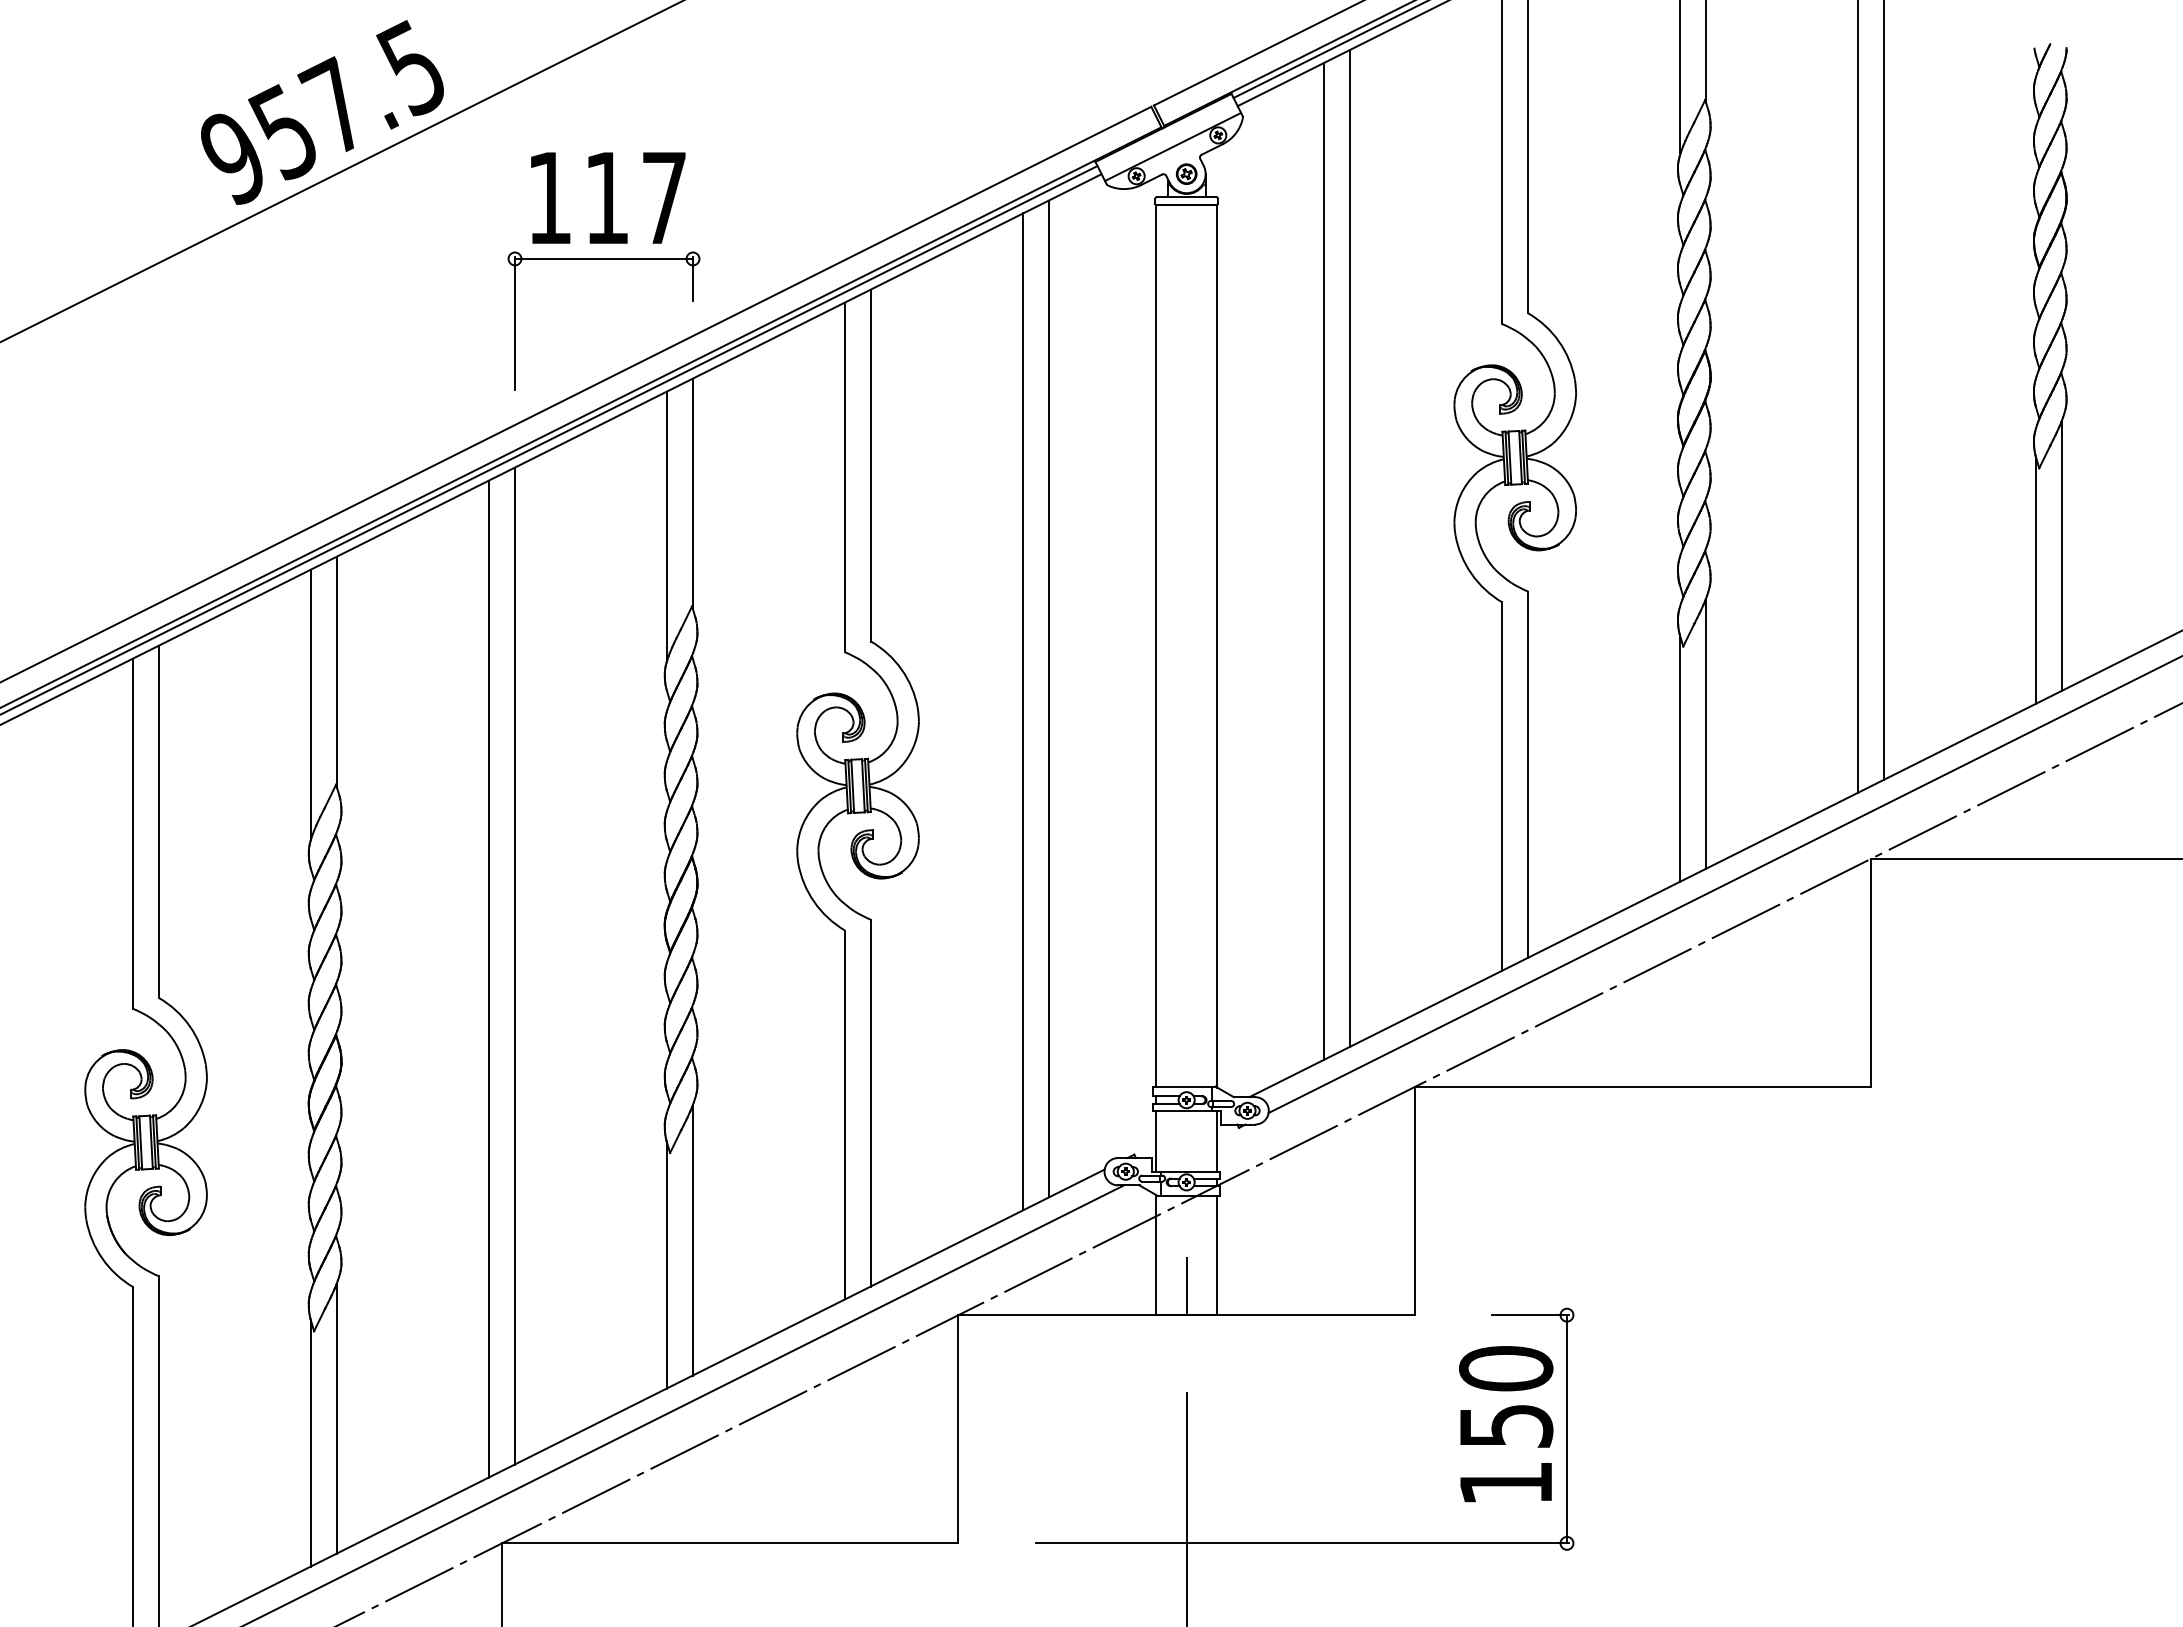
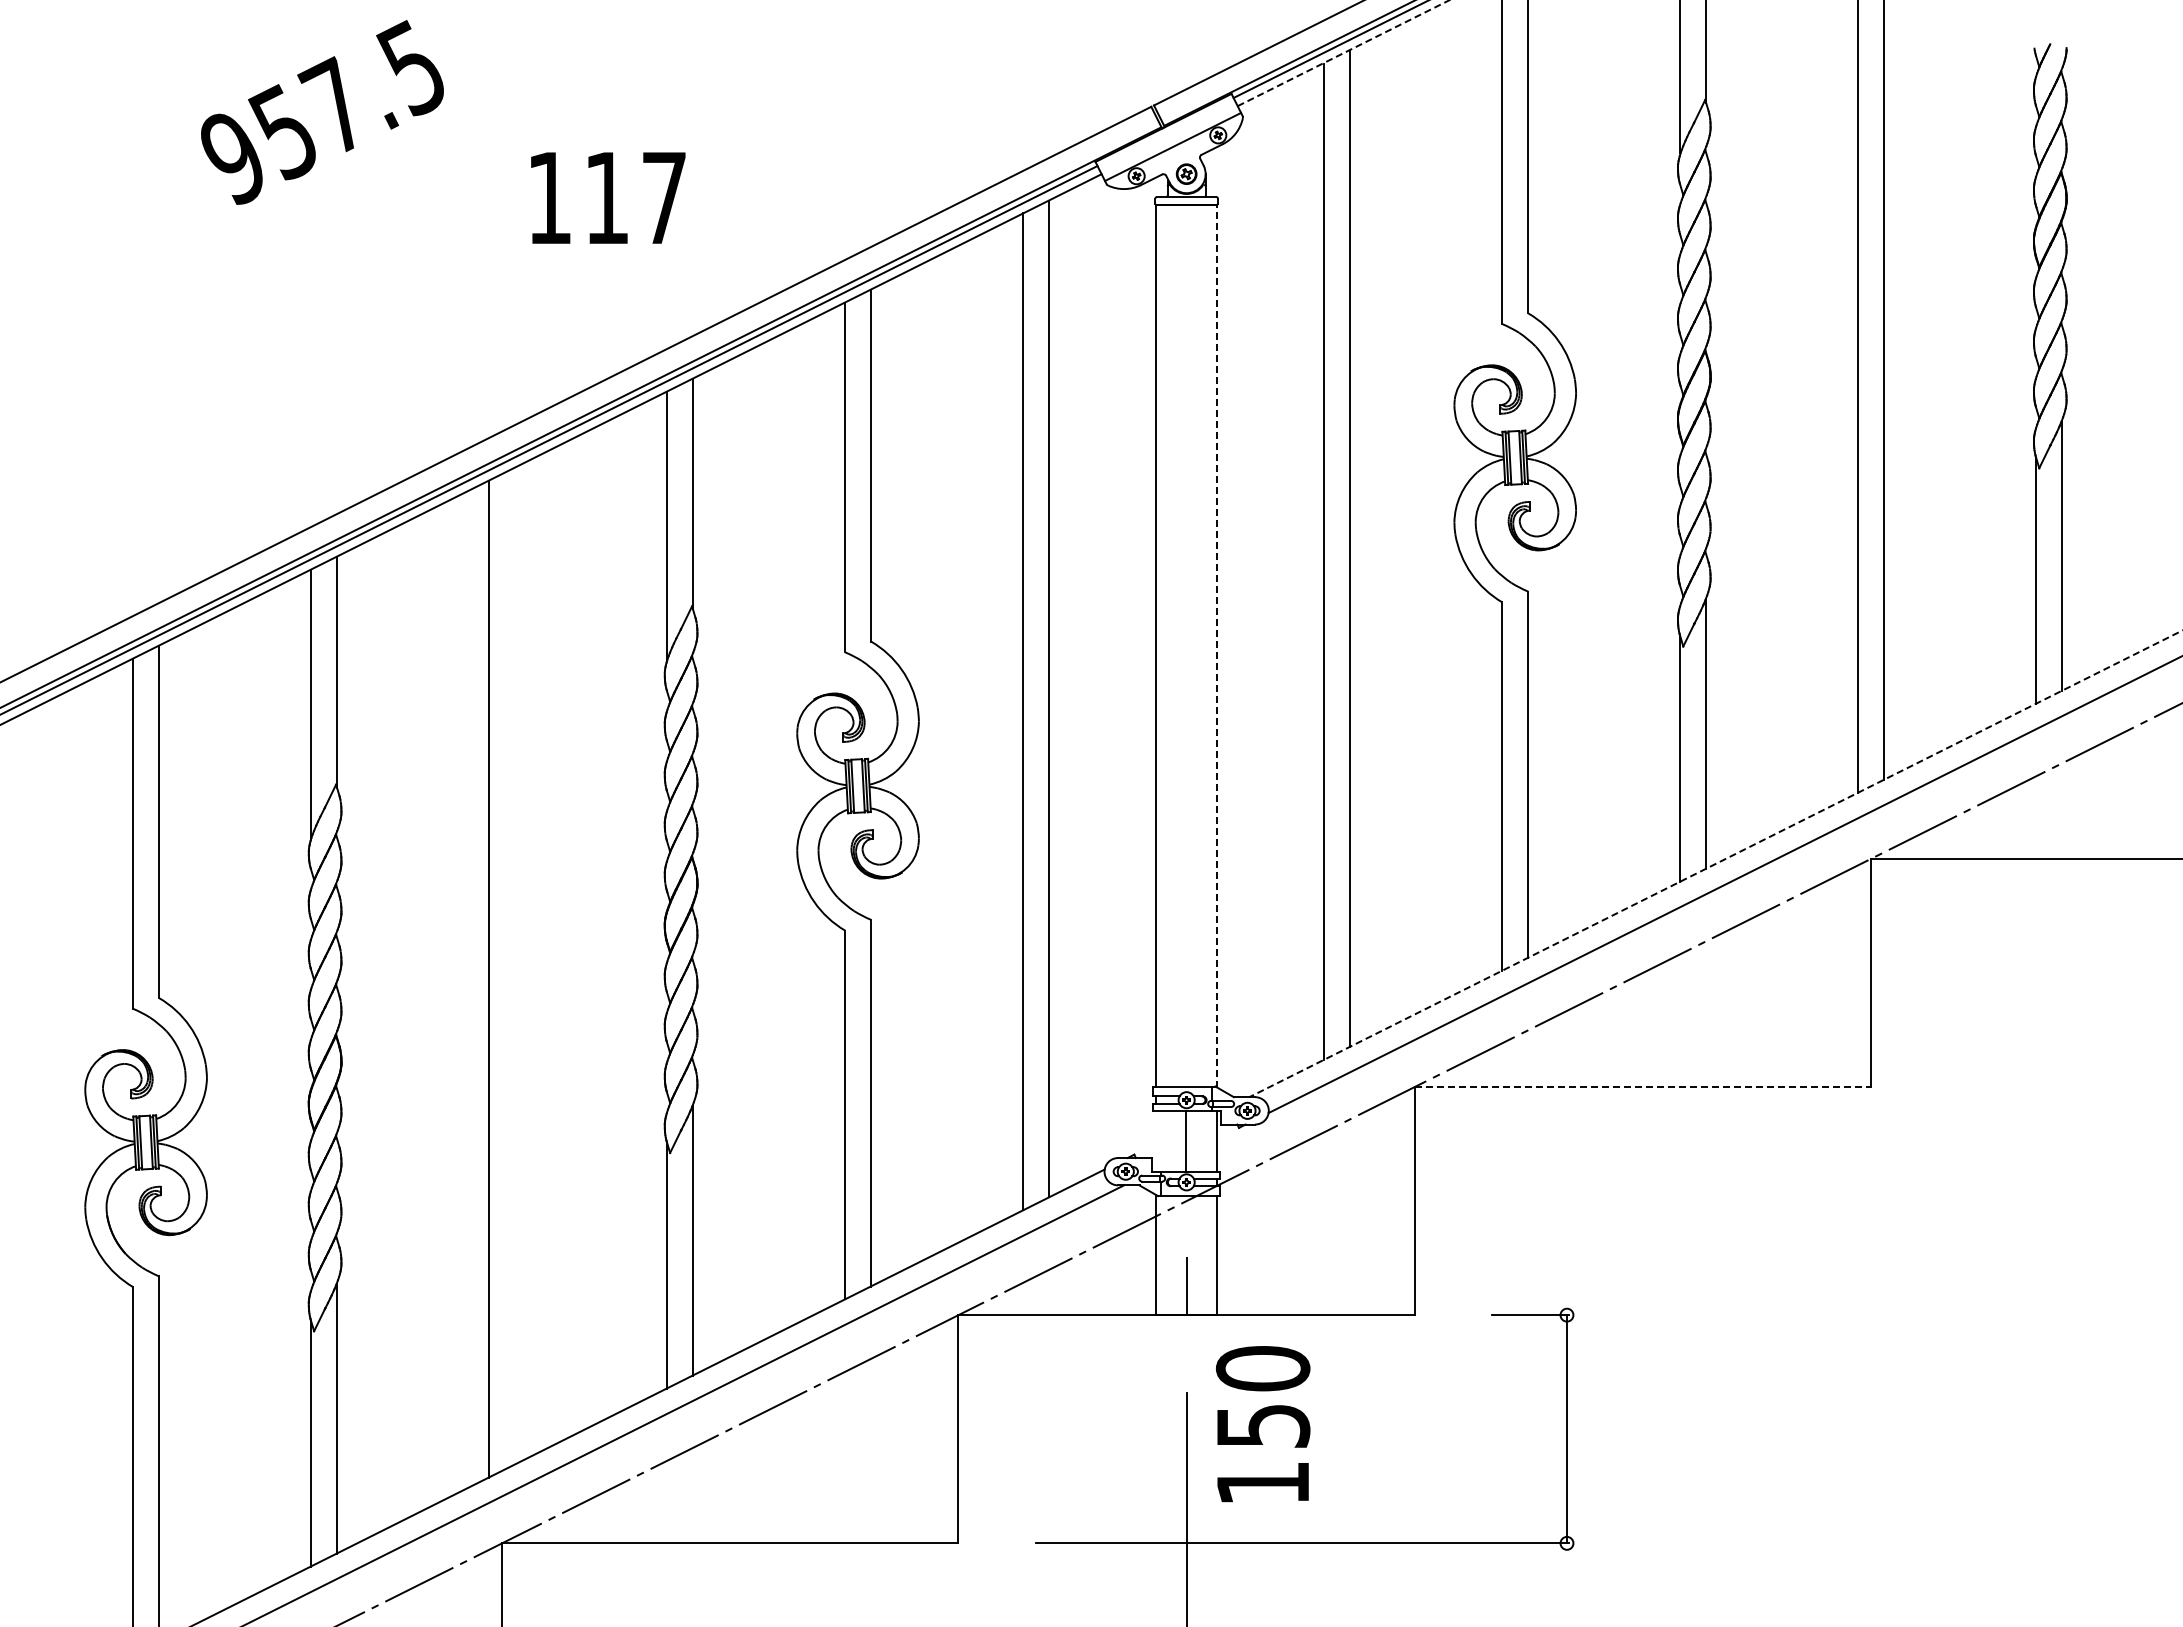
line: solid -> dashed (1344, 52)
line: present -> none (341, 171)
part: present -> none (603, 259)
line: solid -> dashed (1217, 646)
line: solid -> dashed (1715, 863)
line: present -> none (515, 965)
line: solid -> dashed (1643, 1086)
line position: (1155, 1140) -> (1185, 1140) (1185, 1140)
text position: (1506, 1424) -> (1263, 1424) (1263, 1424)
